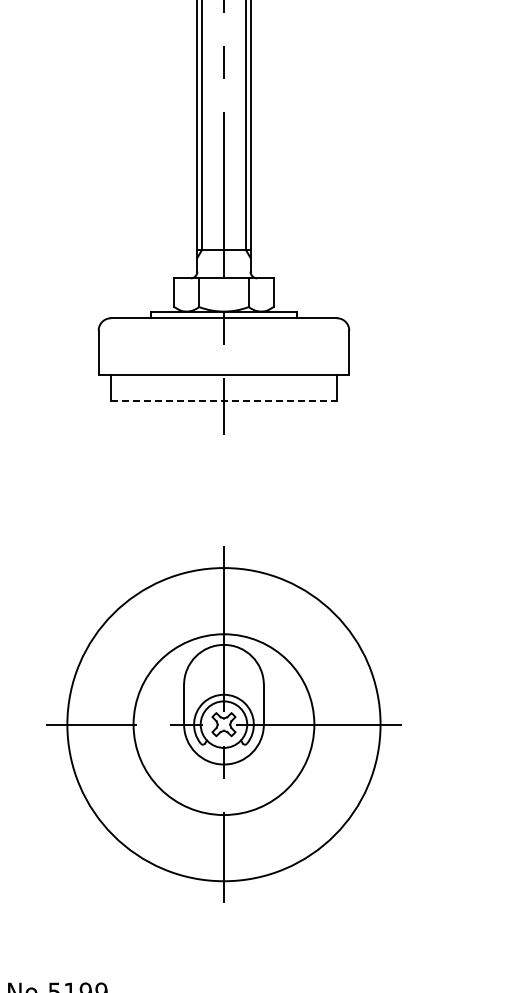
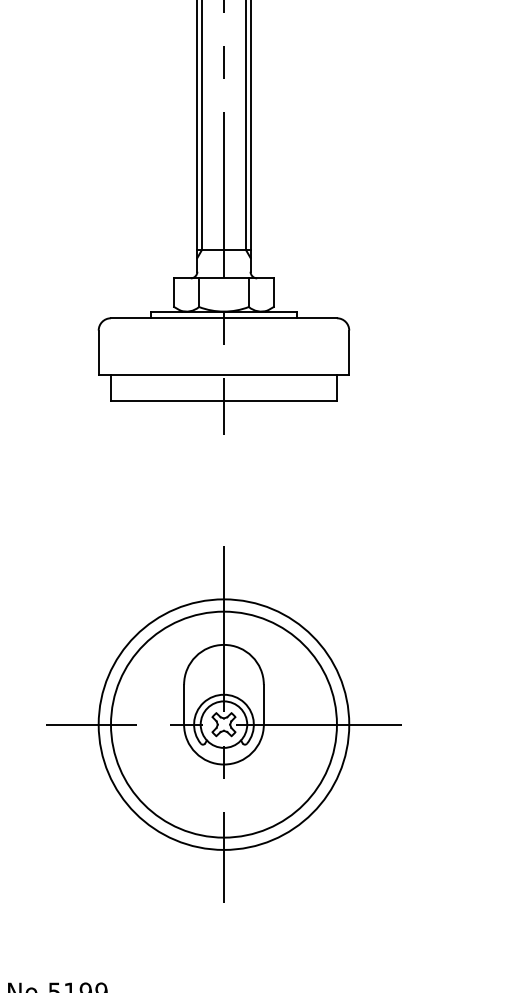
line: dashed -> solid (223, 401)
circle diameter: 181 px -> 226 px (223, 724)
circle diameter: 313 px -> 251 px (223, 724)
